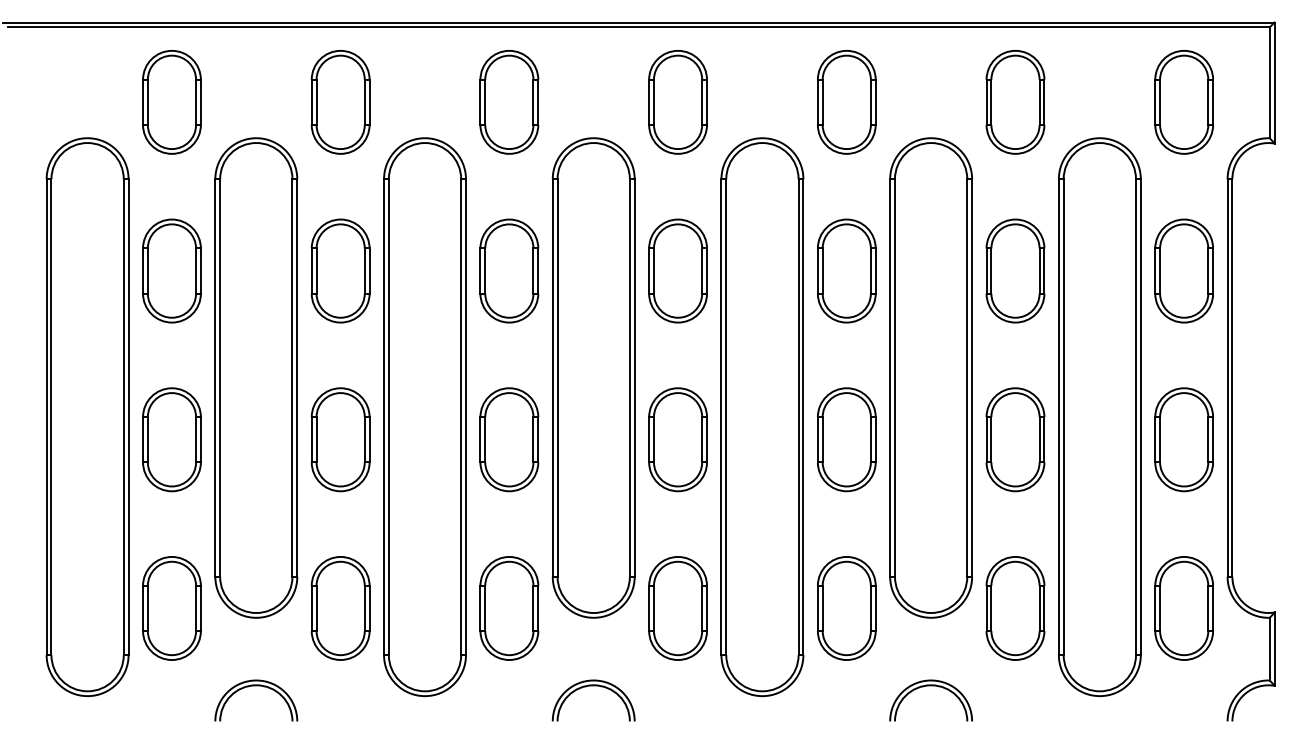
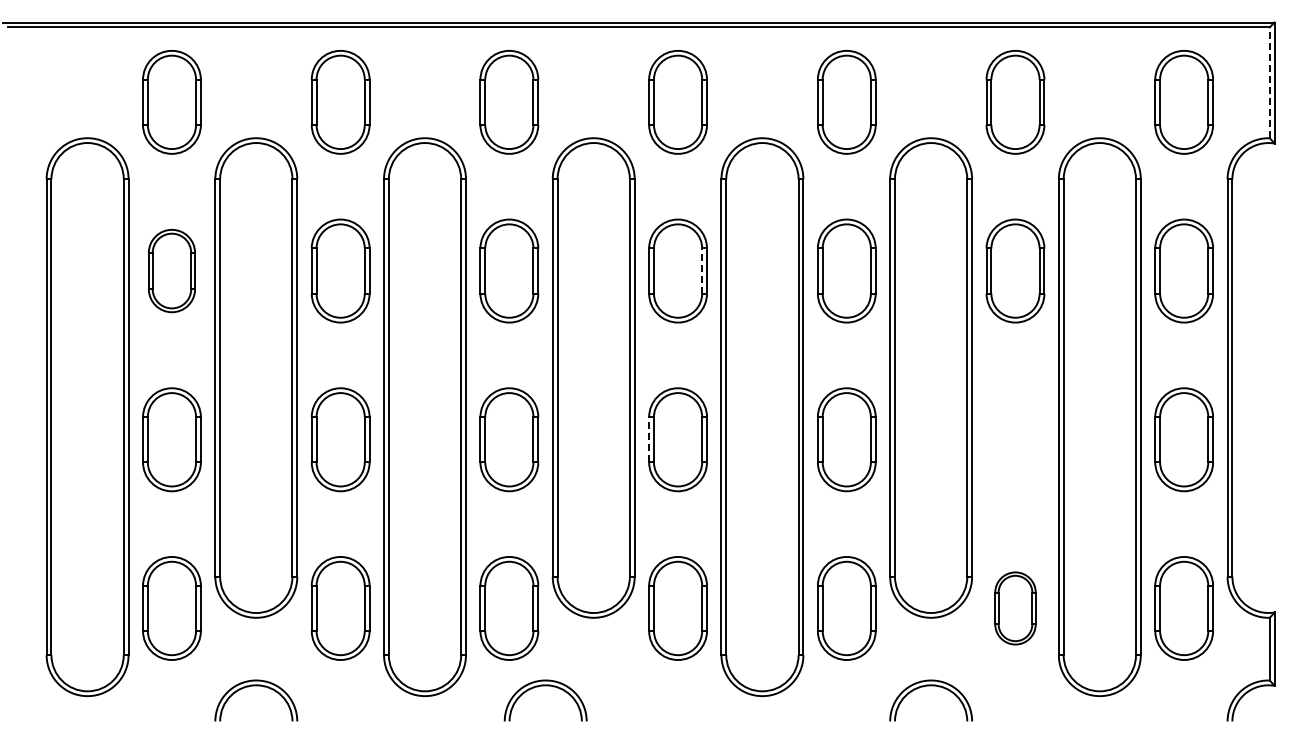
line: solid -> dashed (1269, 82)
part size: 60x106 px -> 48x85 px (171, 271)
line: solid -> dashed (702, 271)
line: solid -> dashed (649, 439)
part: present -> none (1015, 439)
part size: 61x105 px -> 43x75 px (1015, 608)
part position: (593, 686) -> (545, 686) (545, 686)
